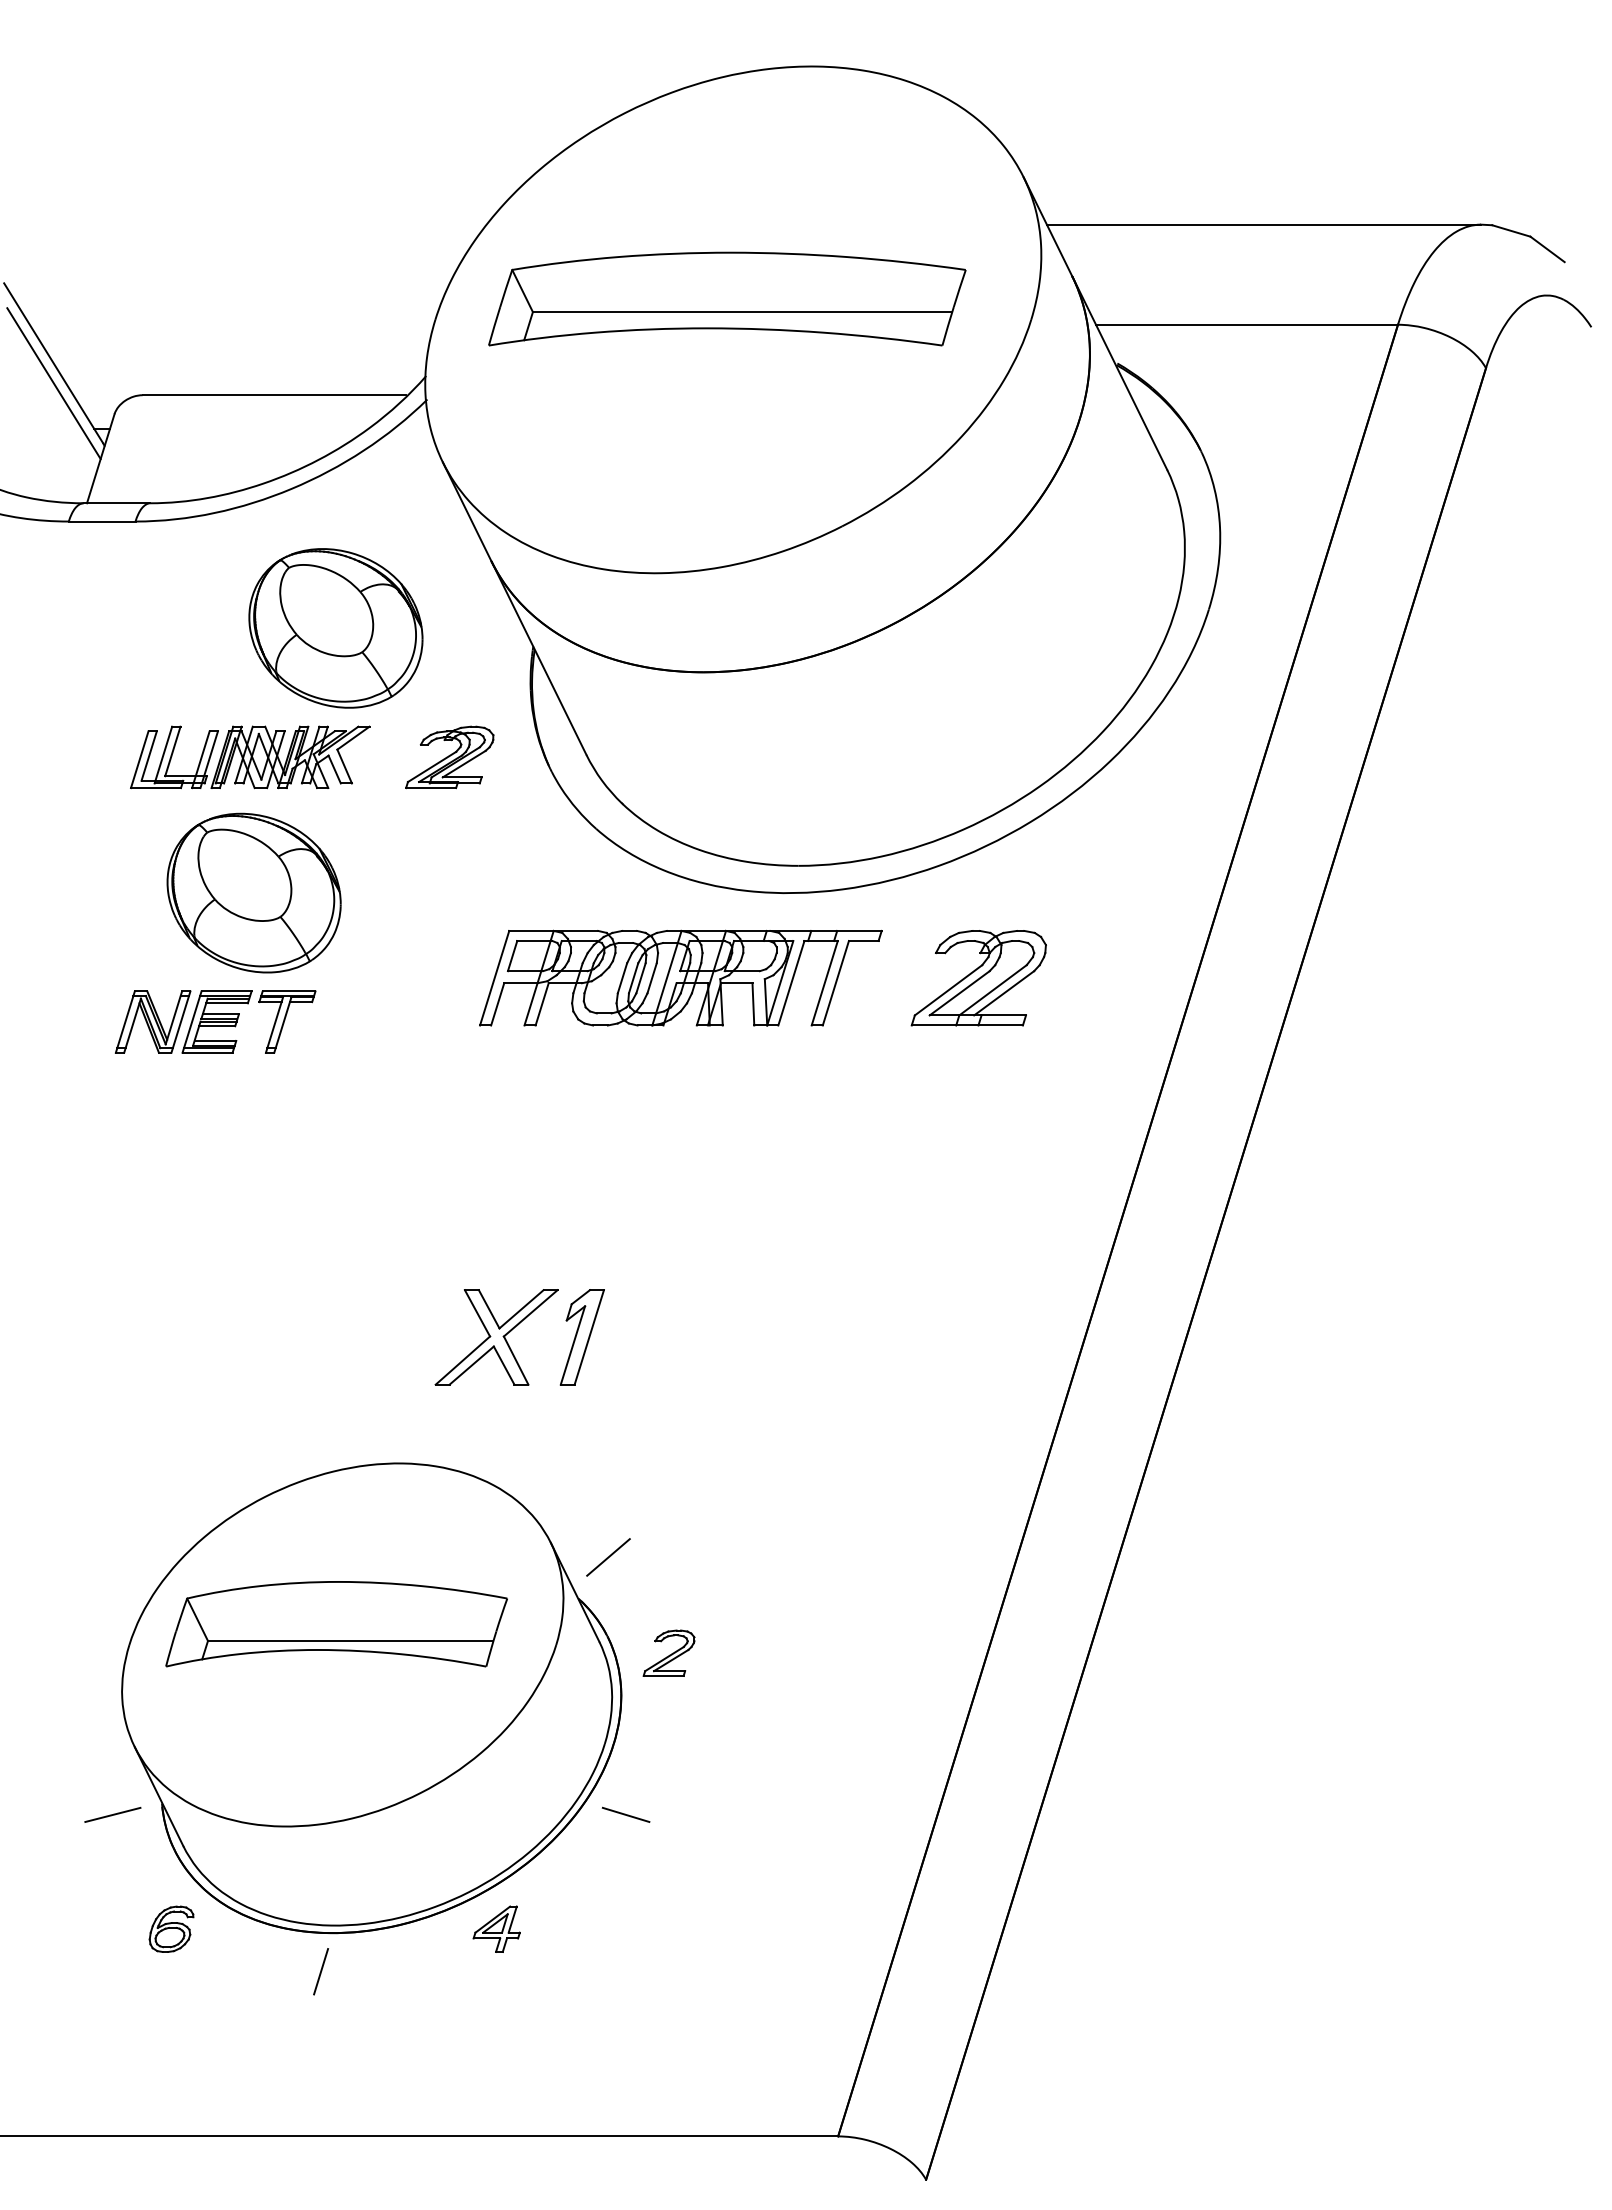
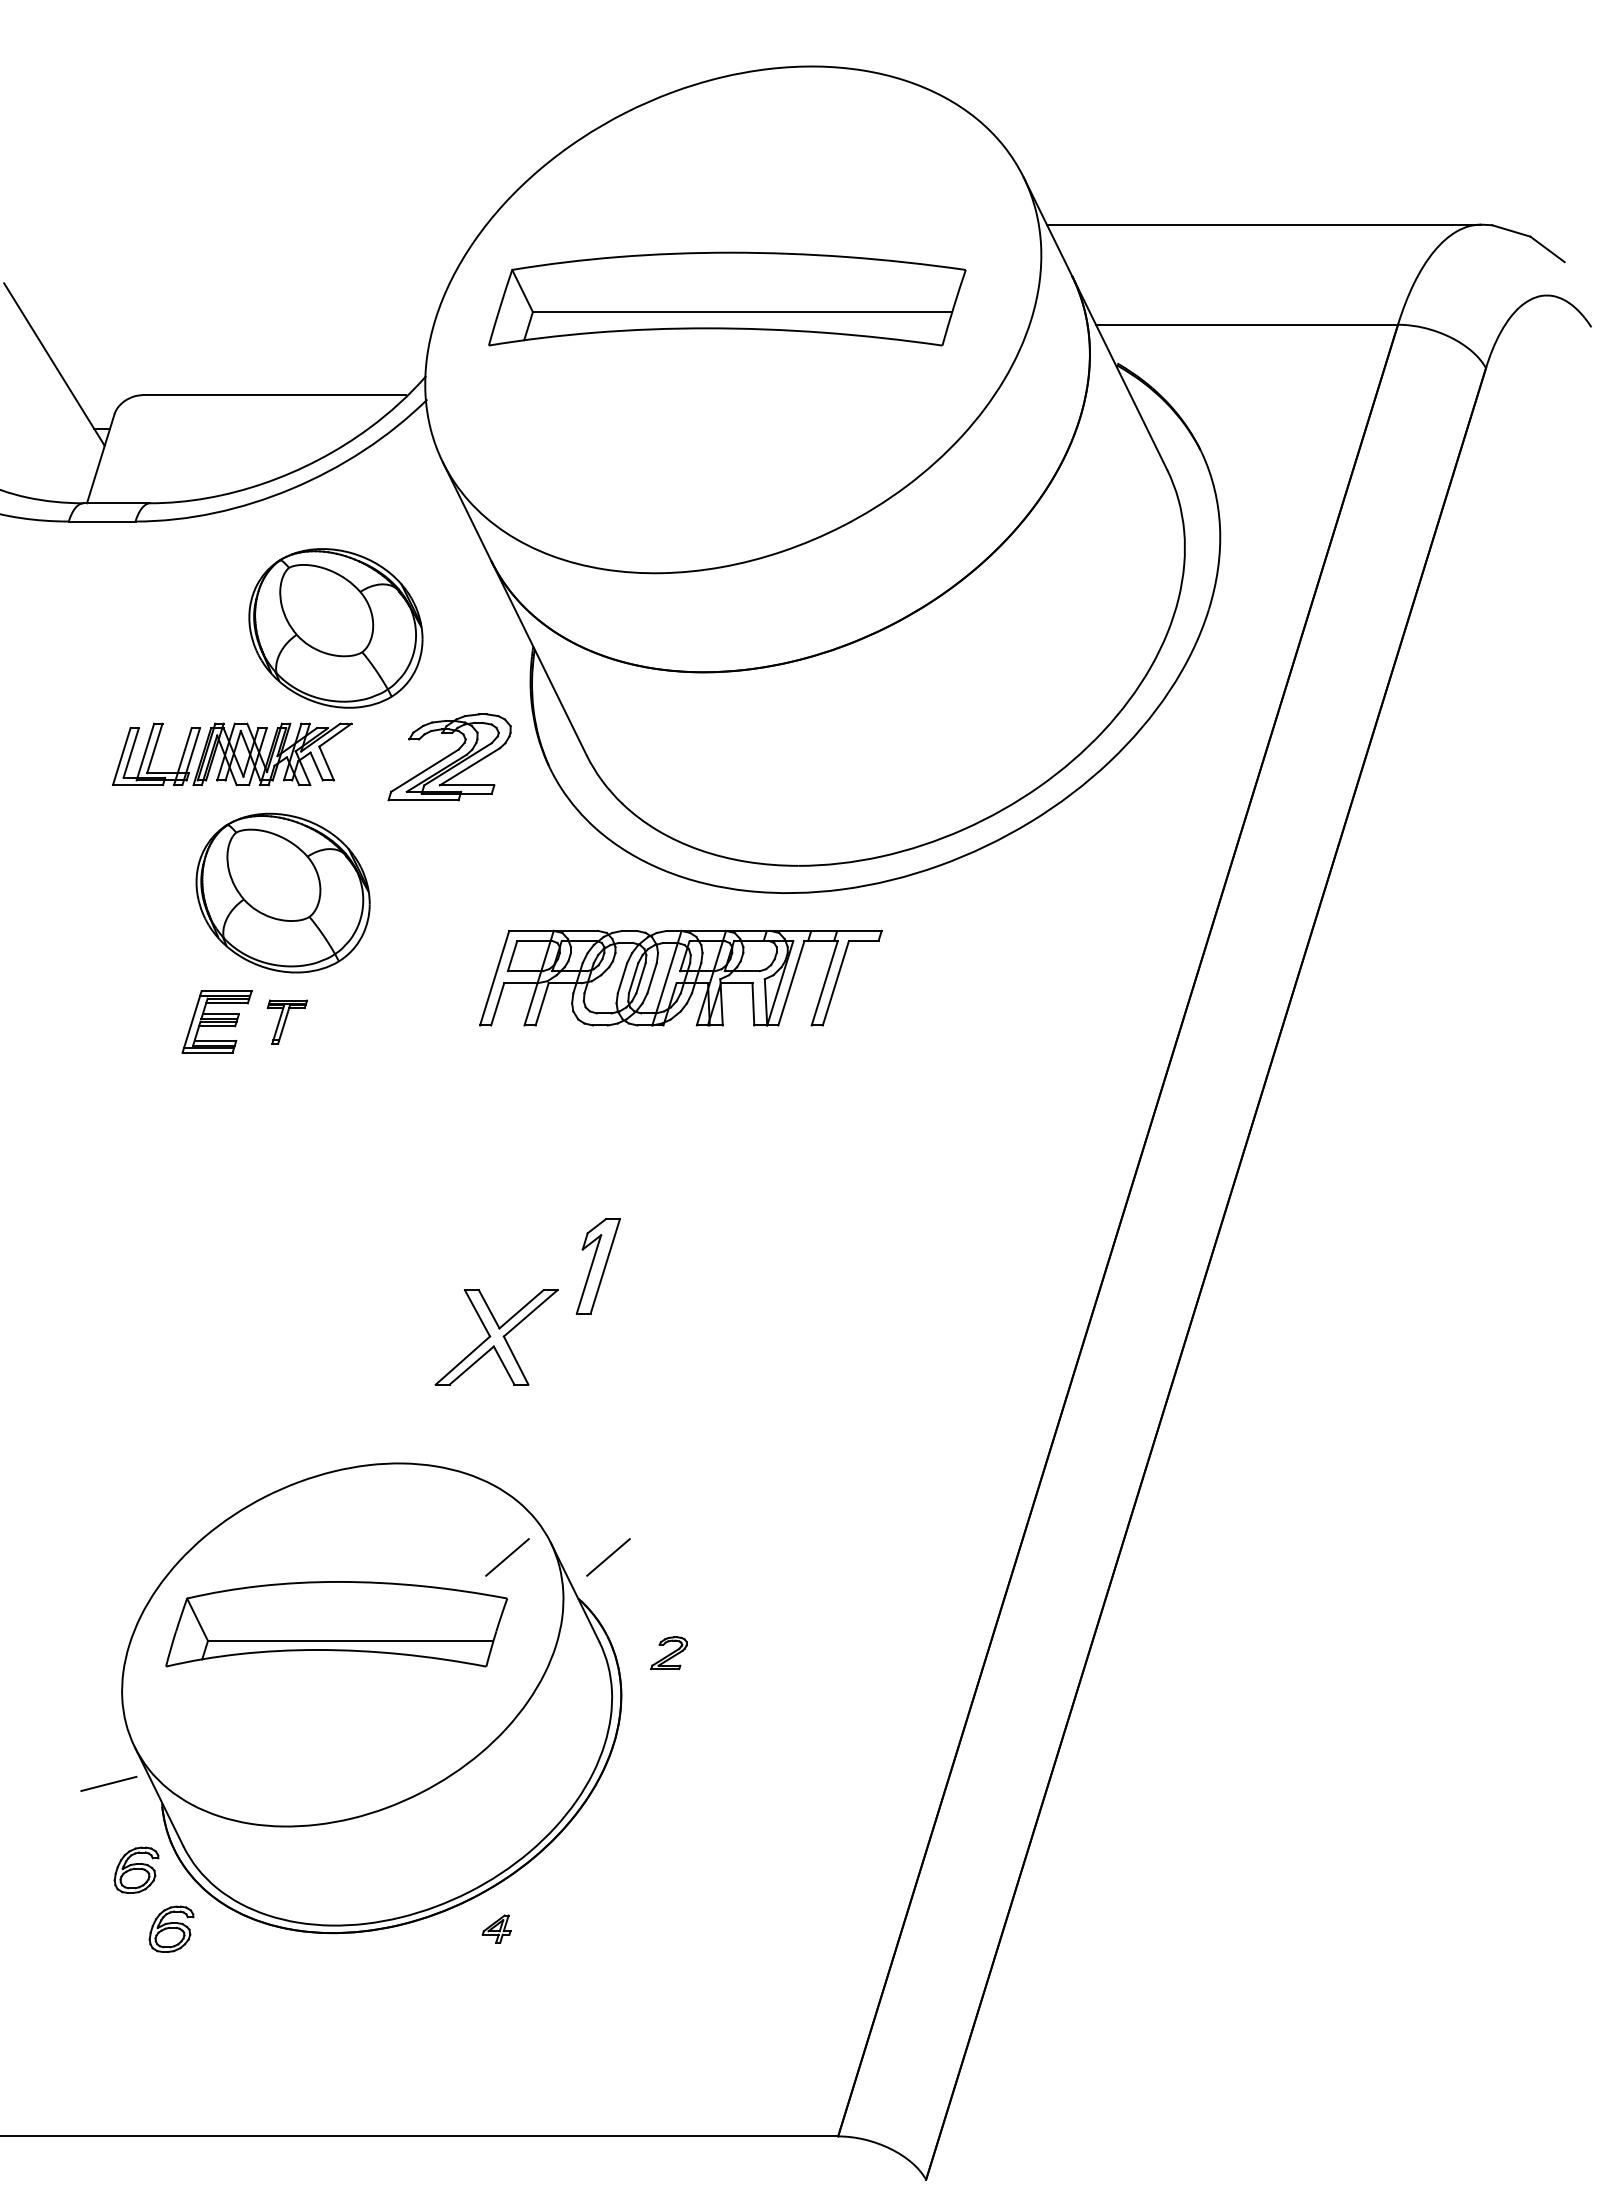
line: present -> none (53, 383)
part position: (250, 757) -> (232, 754) (232, 754)
part size: 90x65 px -> 125x89 px (449, 757)
part position: (253, 892) -> (282, 892) (282, 892)
part: present -> none (978, 978)
part: present -> none (152, 1021)
part size: 59x64 px -> 43x46 px (287, 1021)
part position: (581, 1337) -> (597, 1266) (597, 1266)
line: none -> present (507, 1557)
part size: 54x48 px -> 38x35 px (668, 1653)
line position: (112, 1814) -> (108, 1783) (108, 1783)
line: present -> none (625, 1814)
part: none -> present (136, 1869)
part size: 49x48 px -> 31x30 px (496, 1928)
line: present -> none (321, 1971)
